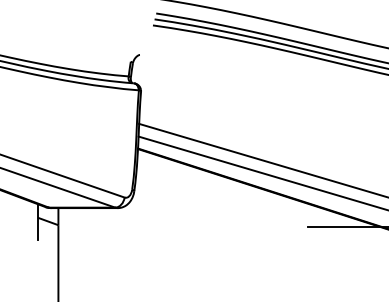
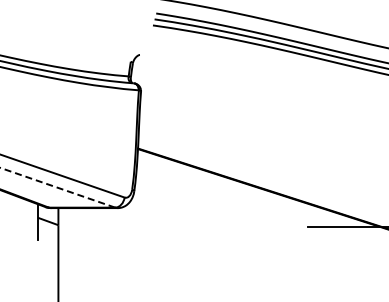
line: present -> none (262, 159)
line: present -> none (261, 172)
line: solid -> dashed (57, 187)
